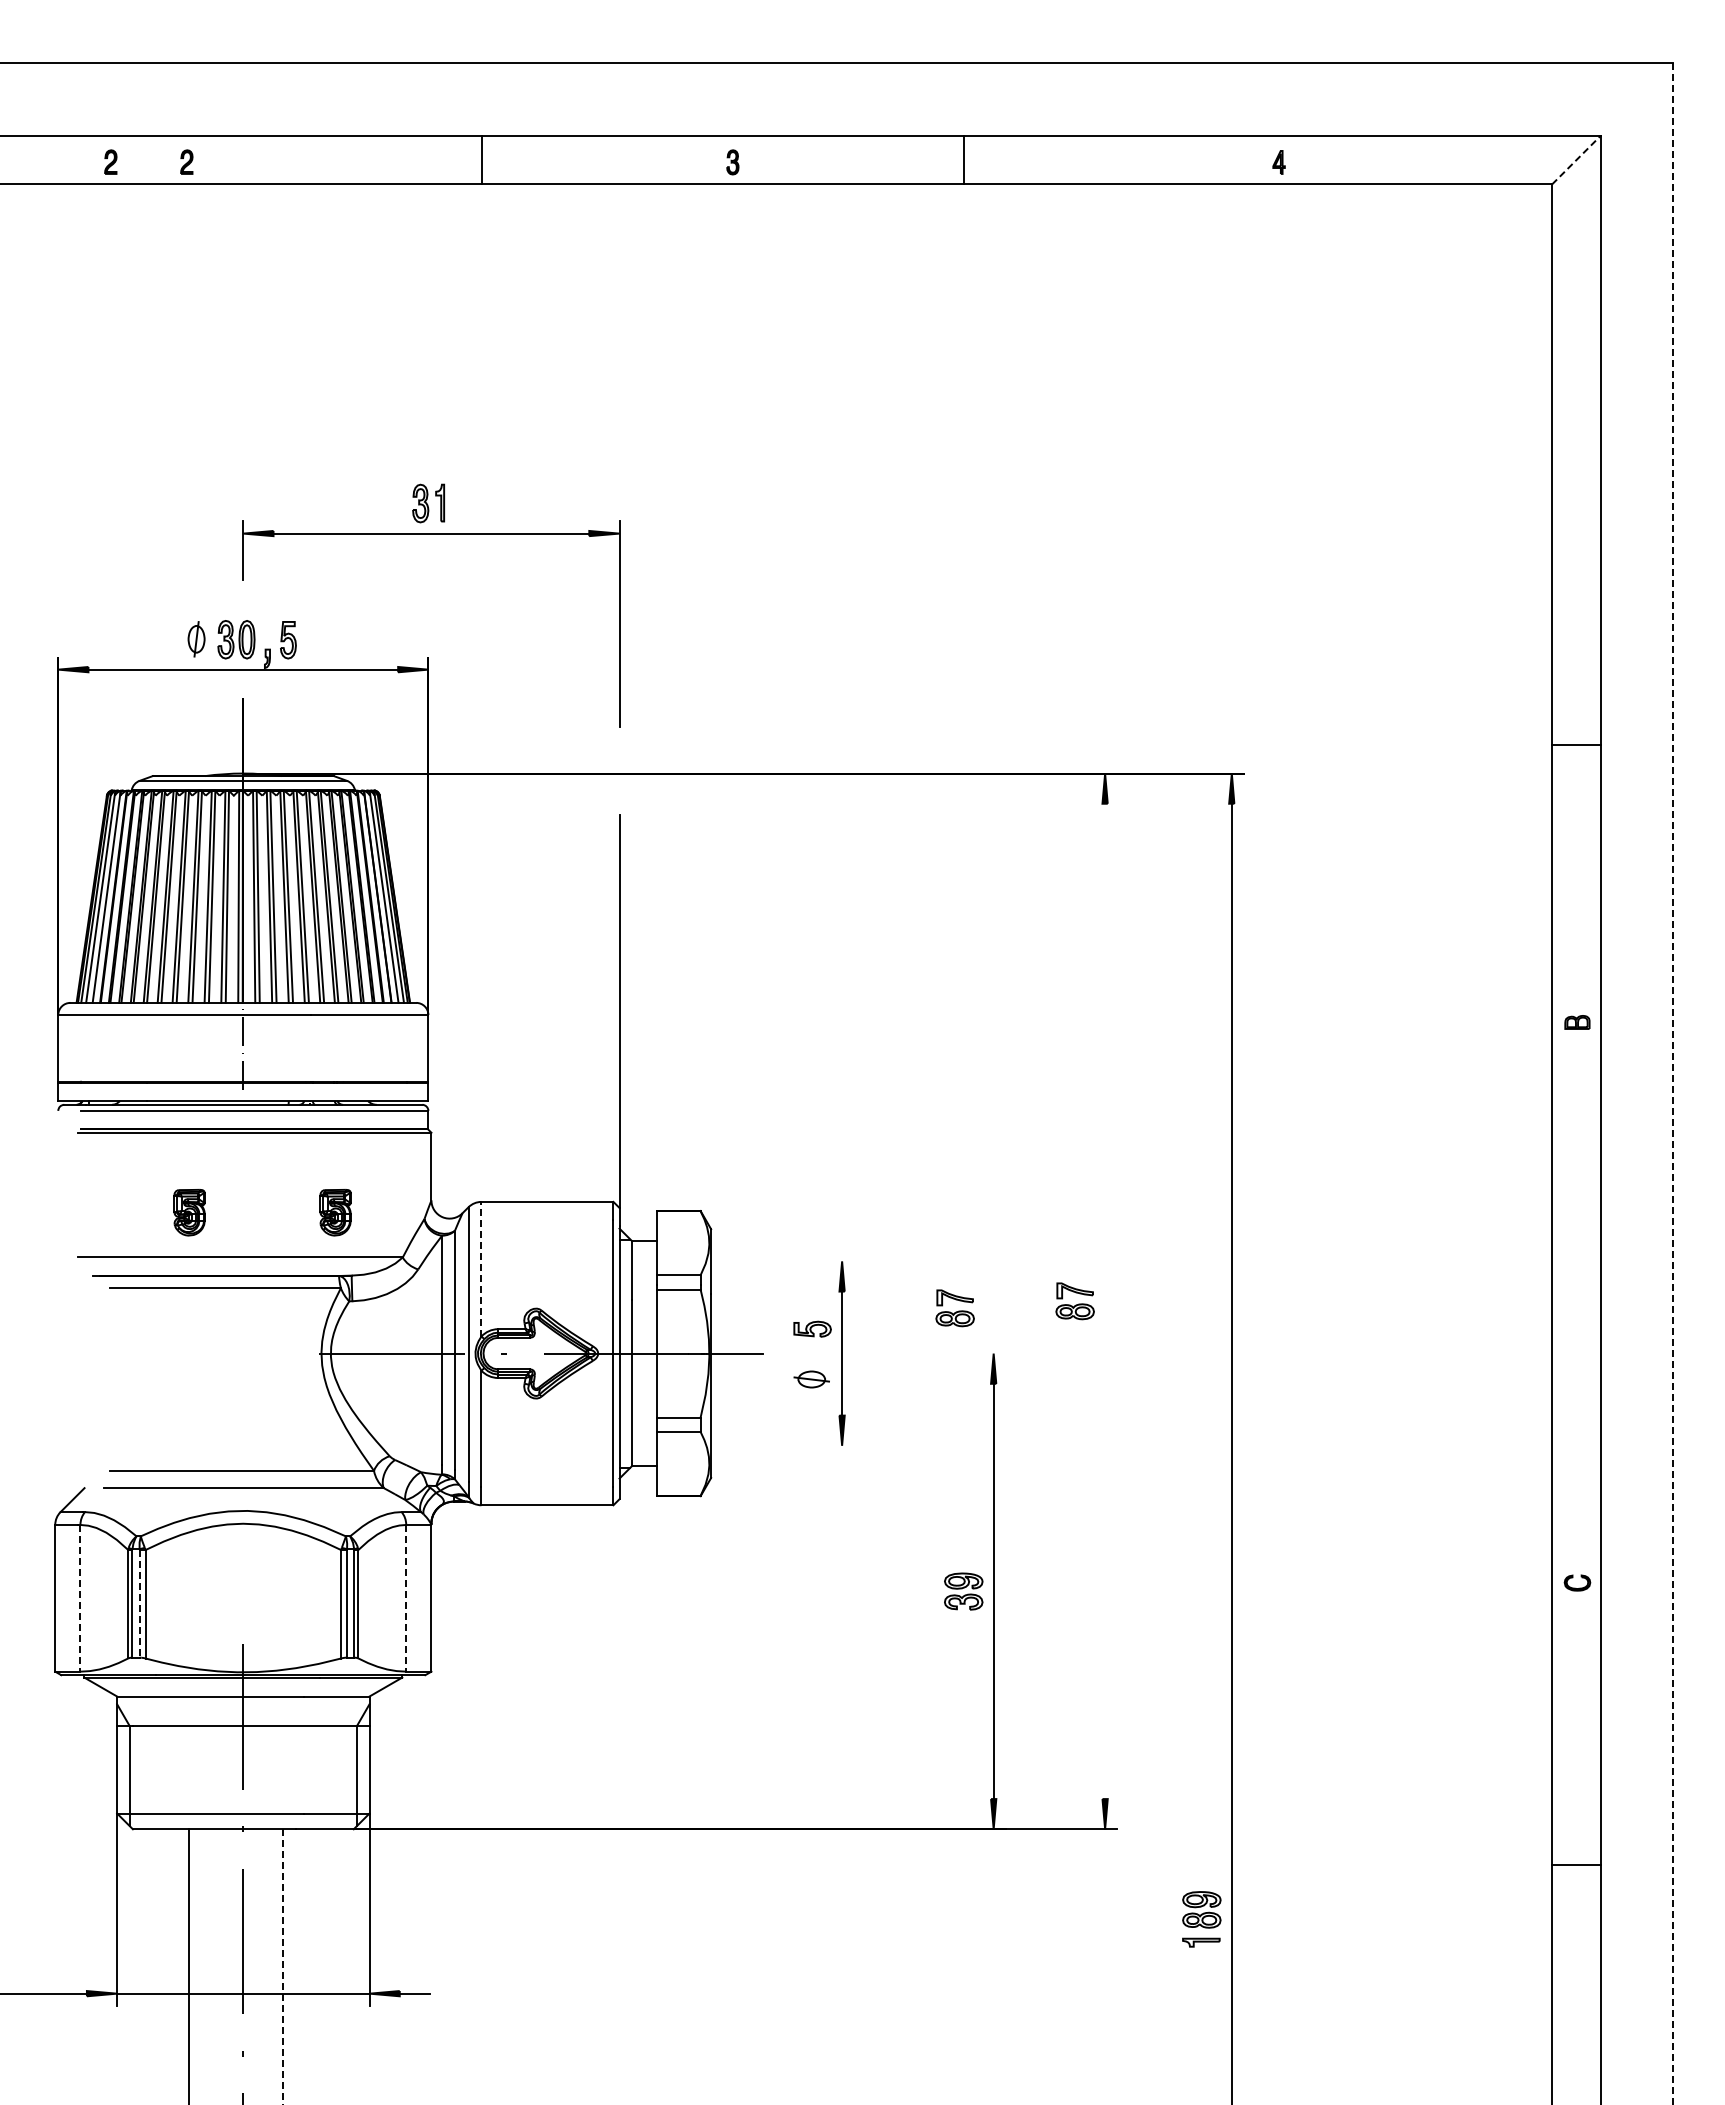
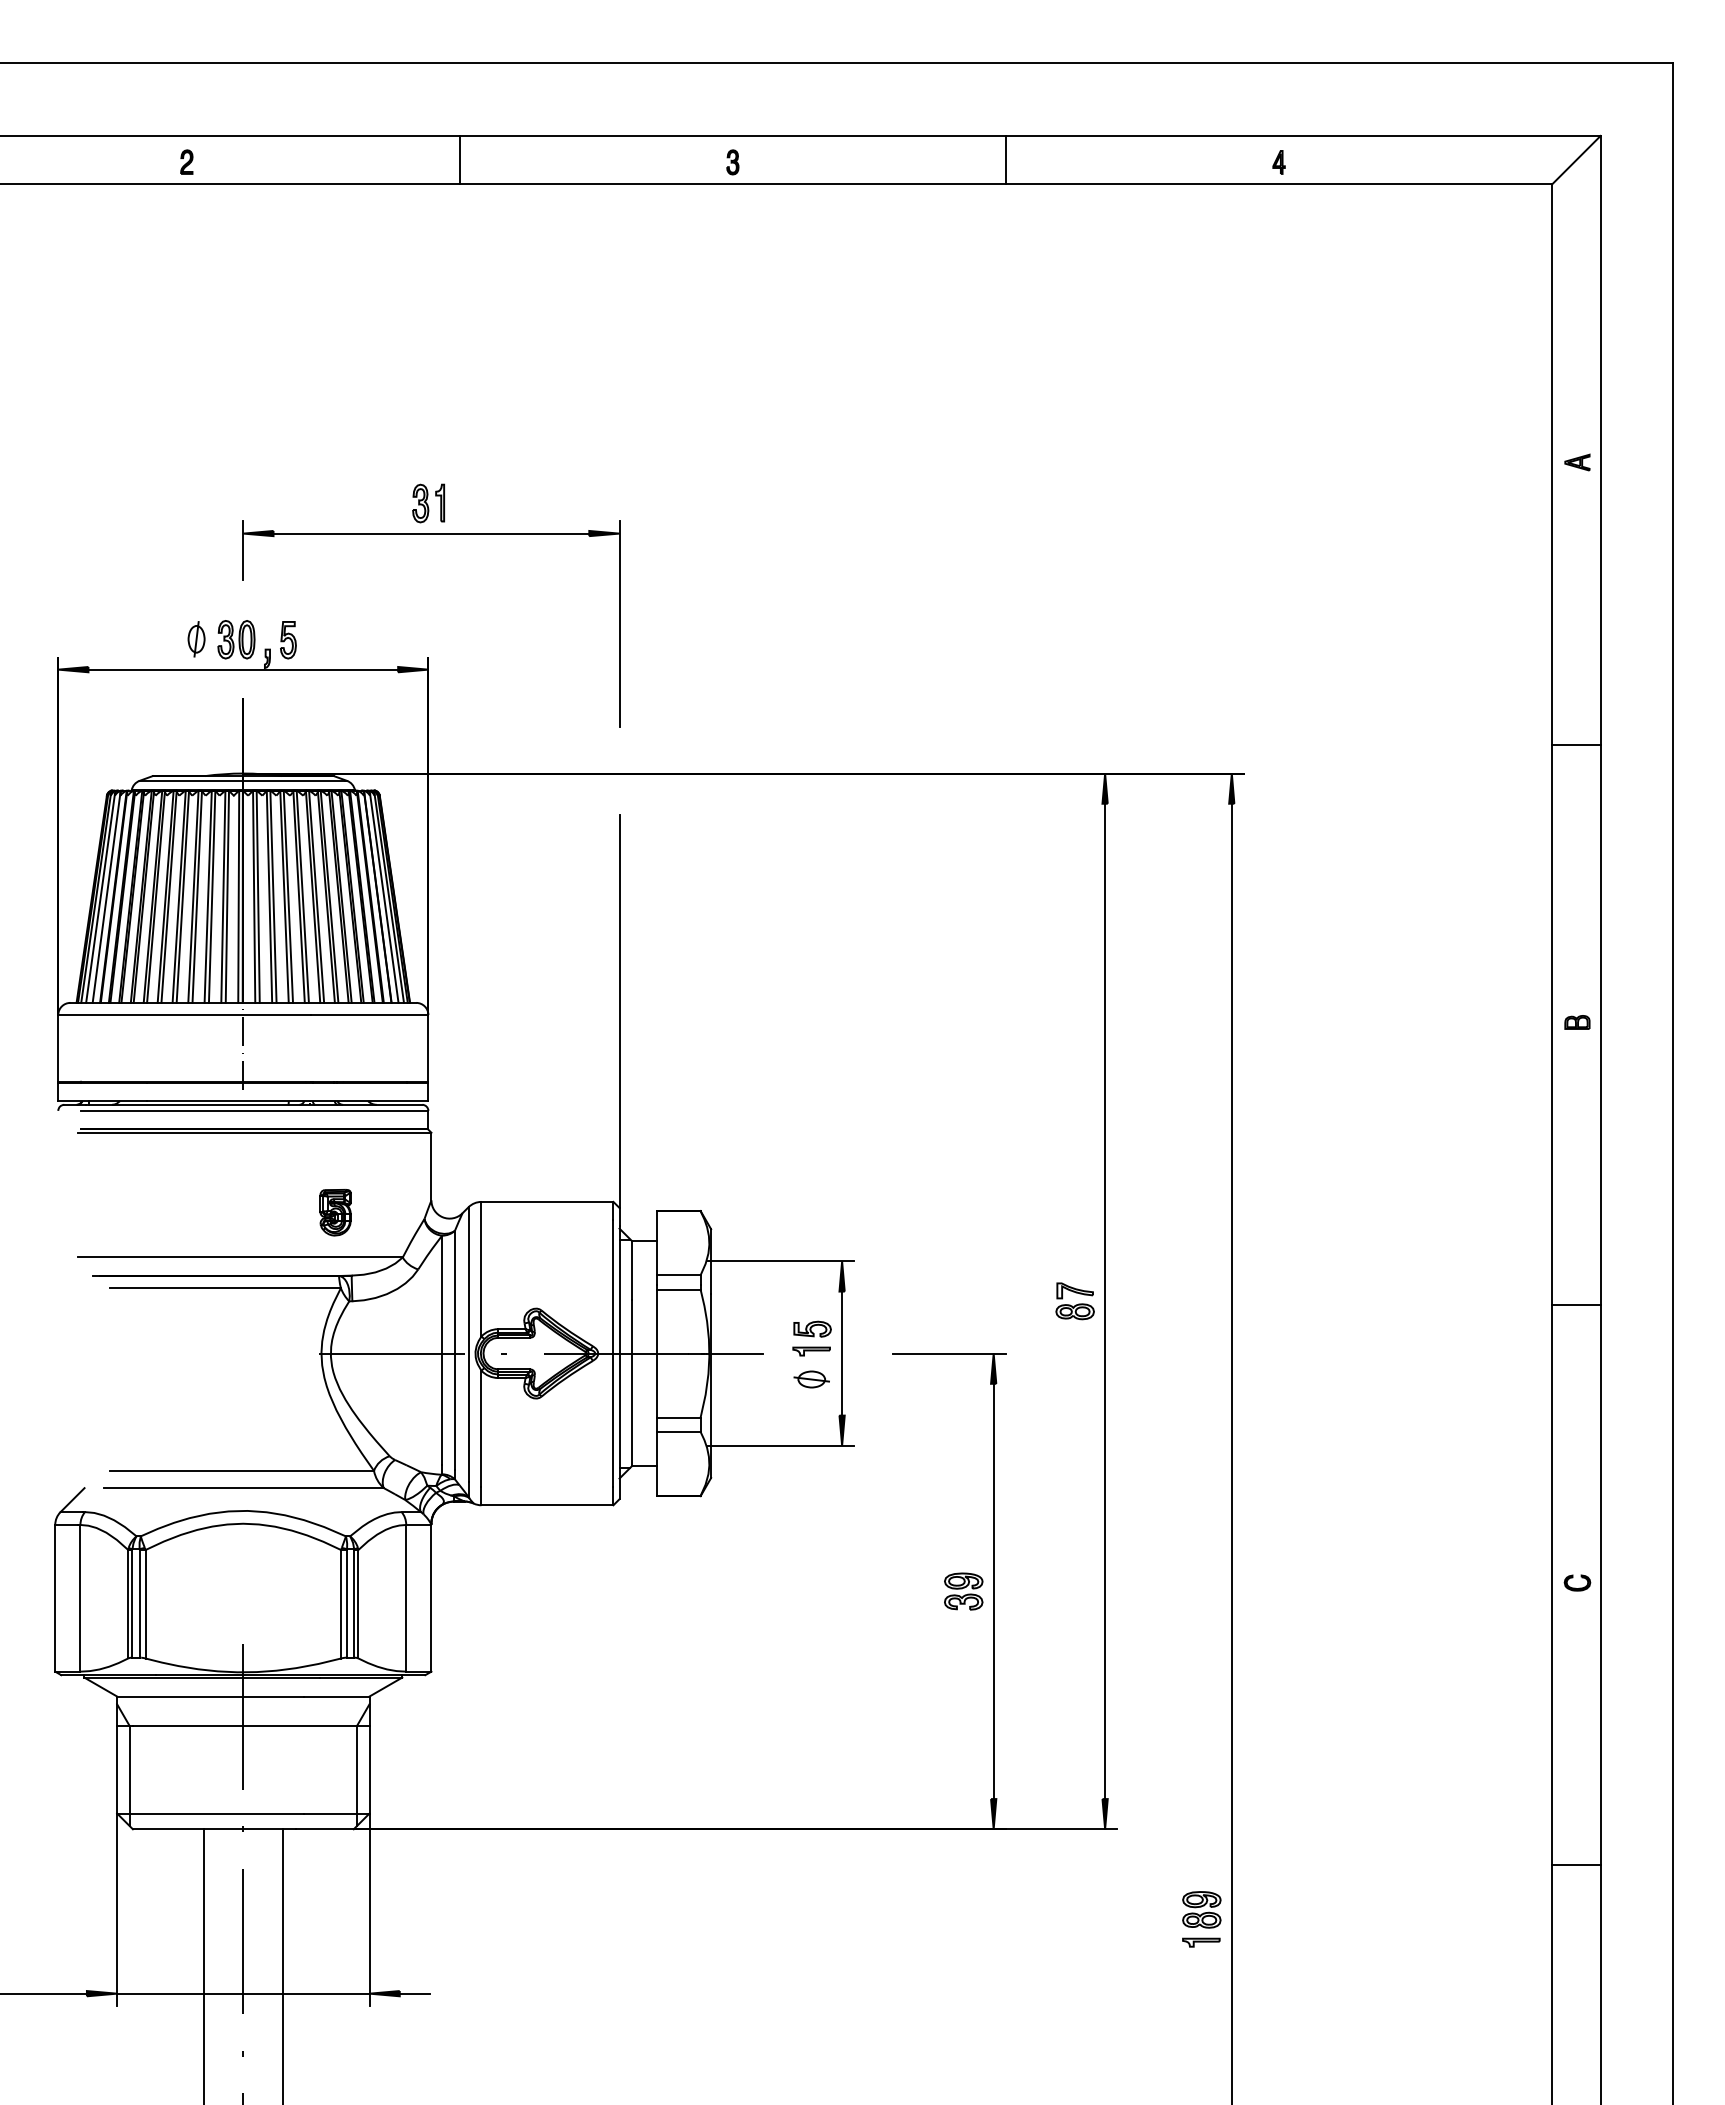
line position: (481, 159) -> (459, 159) (459, 159)
line position: (964, 159) -> (1006, 159) (1006, 159)
line: dashed -> solid (1576, 159)
part: present -> none (110, 161)
part: none -> present (1577, 462)
line: dashed -> solid (1673, 1083)
part: present -> none (189, 1212)
line: none -> present (780, 1261)
line: dashed -> solid (481, 1268)
line: none -> present (1105, 1301)
line: none -> present (1576, 1304)
part: present -> none (954, 1308)
part: none -> present (811, 1351)
line: none -> present (948, 1353)
line: none -> present (780, 1445)
line: dashed -> solid (80, 1598)
line: dashed -> solid (406, 1598)
line: dashed -> solid (139, 1603)
line position: (188, 1965) -> (203, 1965) (203, 1965)
line: dashed -> solid (282, 1967)
